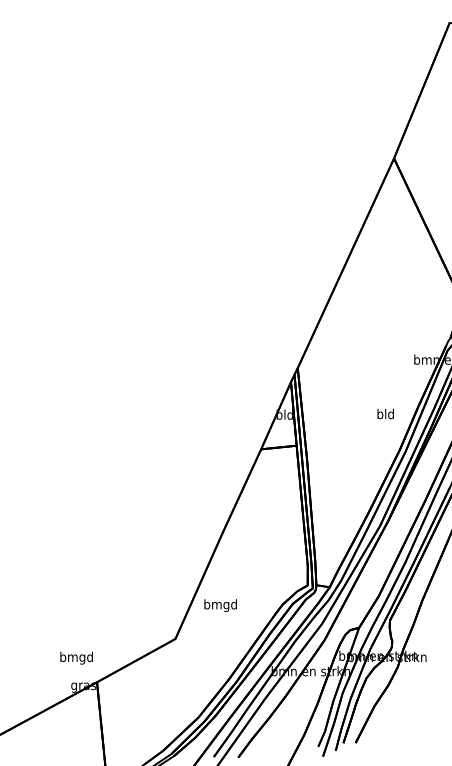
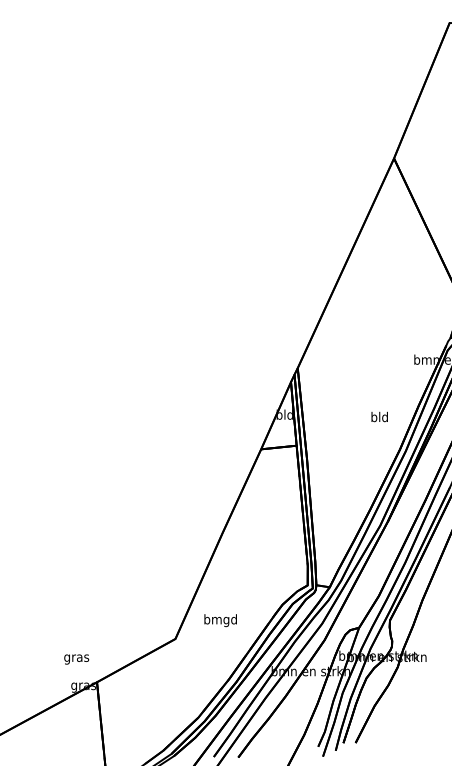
text position: (385, 413) -> (379, 416) (379, 416)
text position: (220, 605) -> (220, 620) (220, 620)
text: bmgd -> gras (76, 657)
